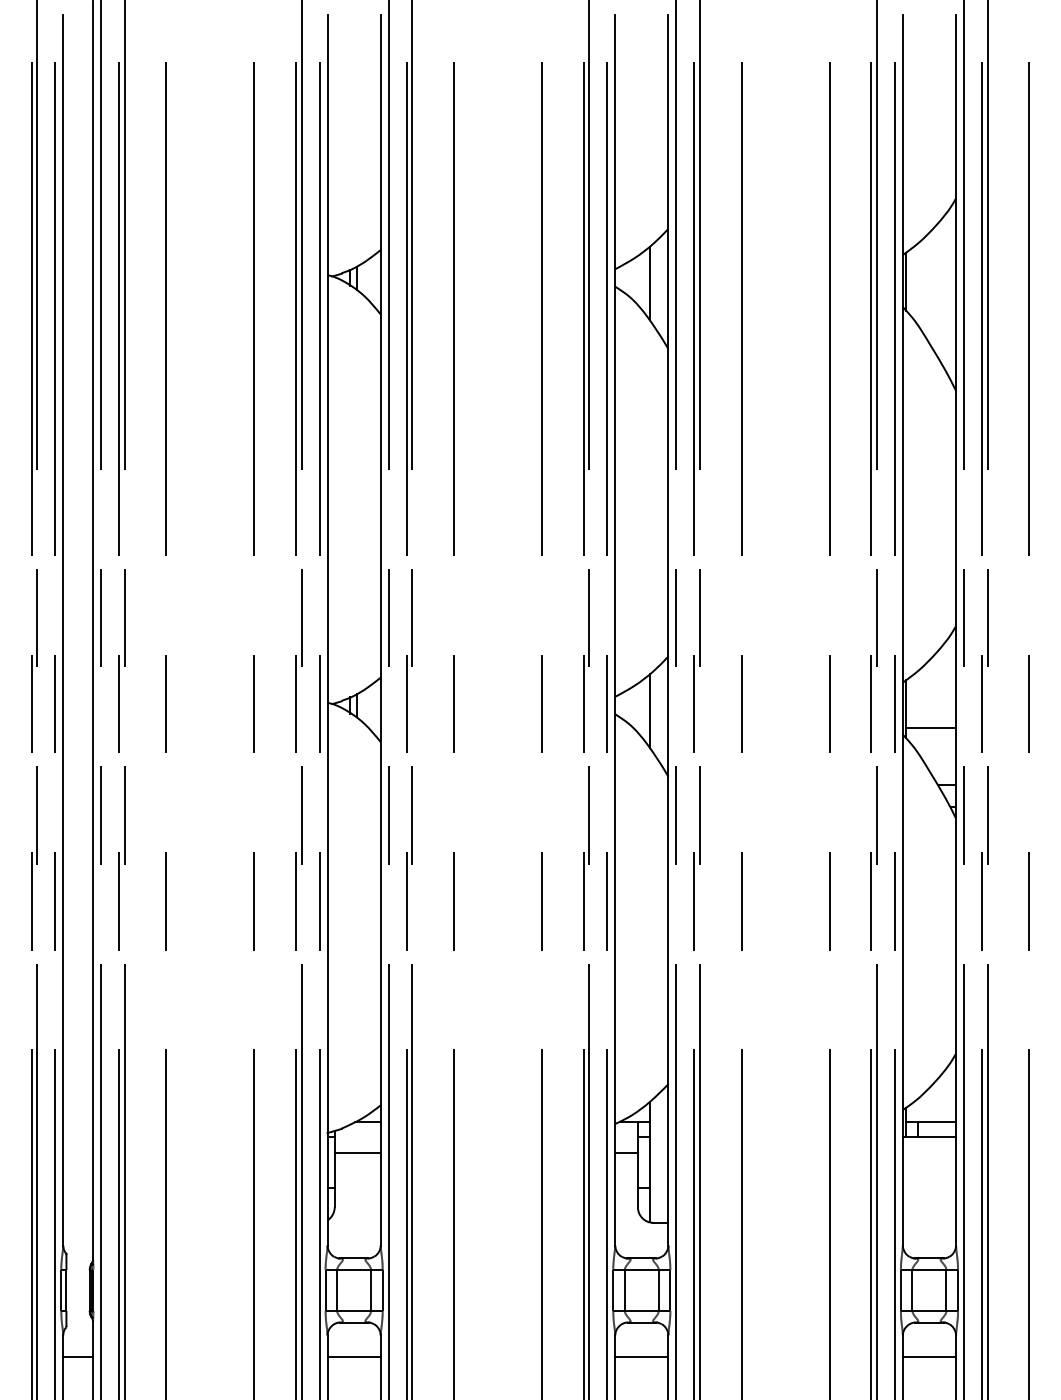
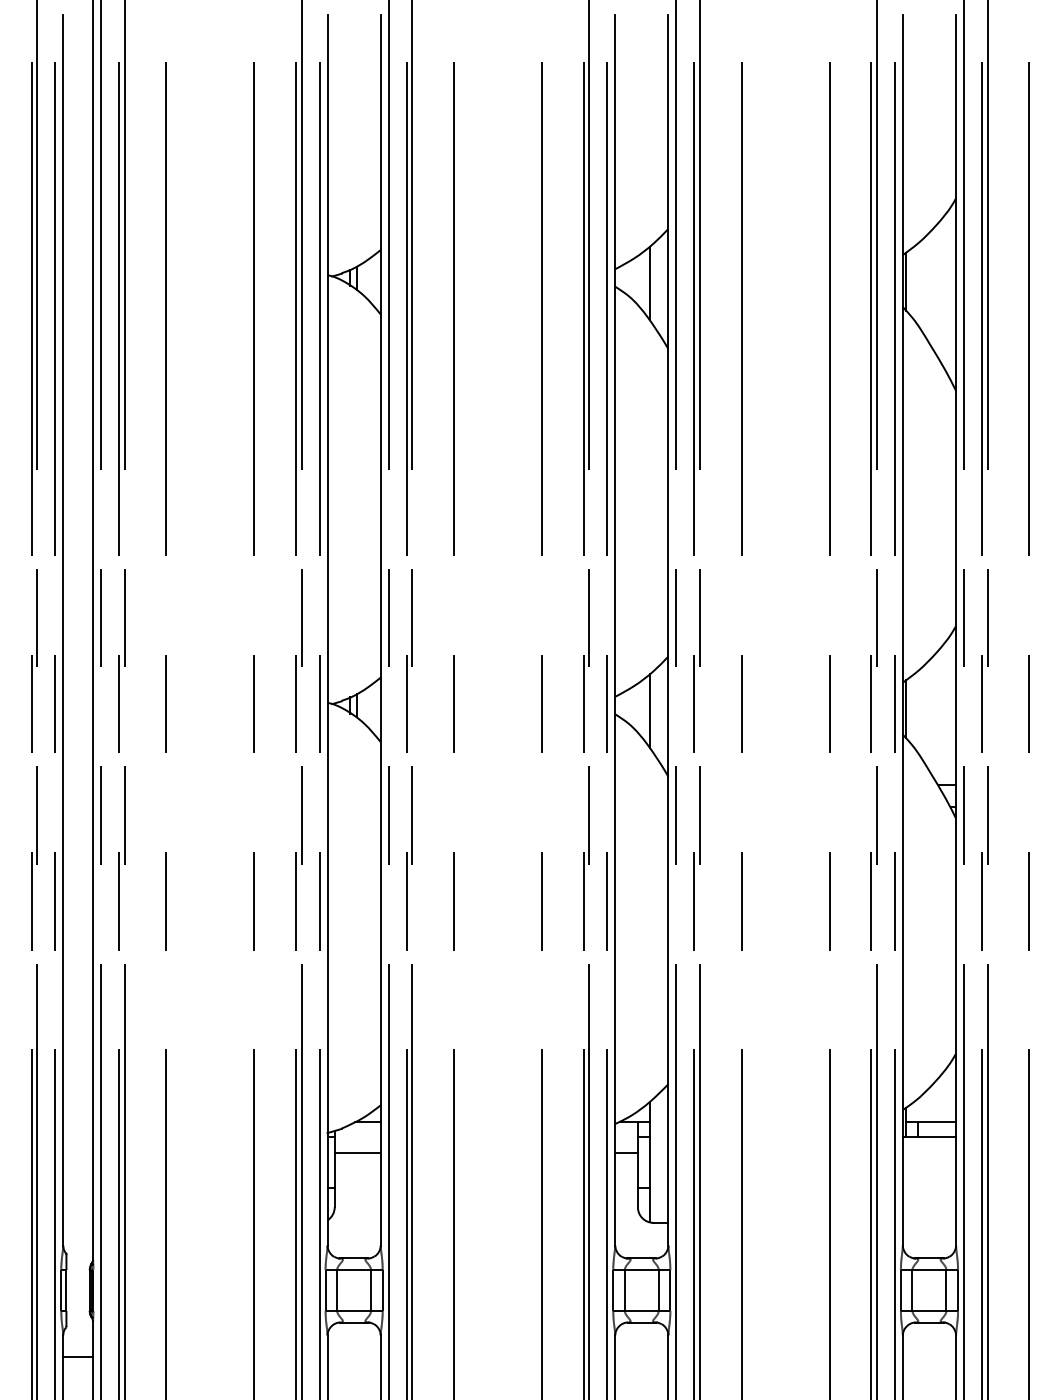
line: present -> none (931, 728)
line: present -> none (353, 1357)
line: present -> none (641, 1357)
line: present -> none (929, 1357)
